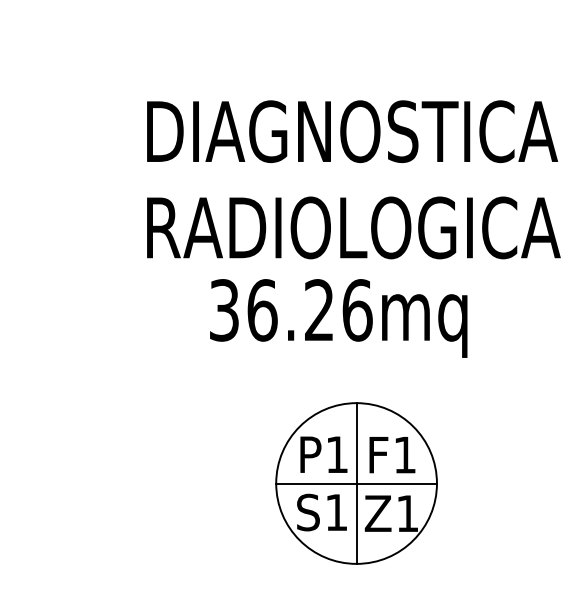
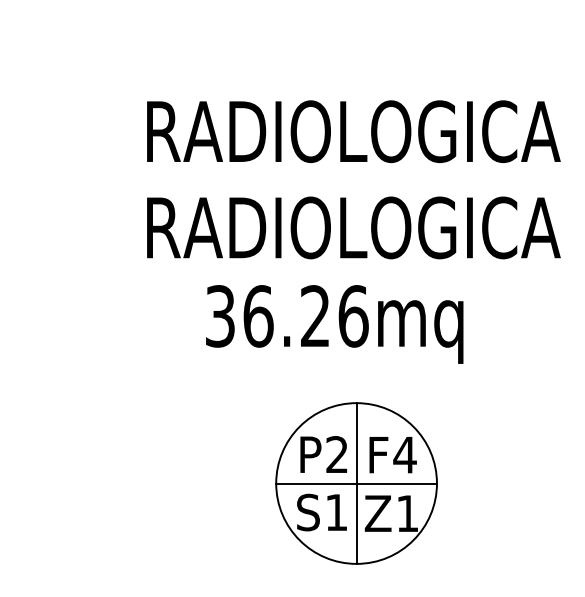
text: DIAGNOSTICA -> RADIOLOGICA (356, 131)
text position: (338, 318) -> (334, 324) (334, 324)
text: P1 -> P2 (336, 454)
text: F1 -> F4 (404, 455)
